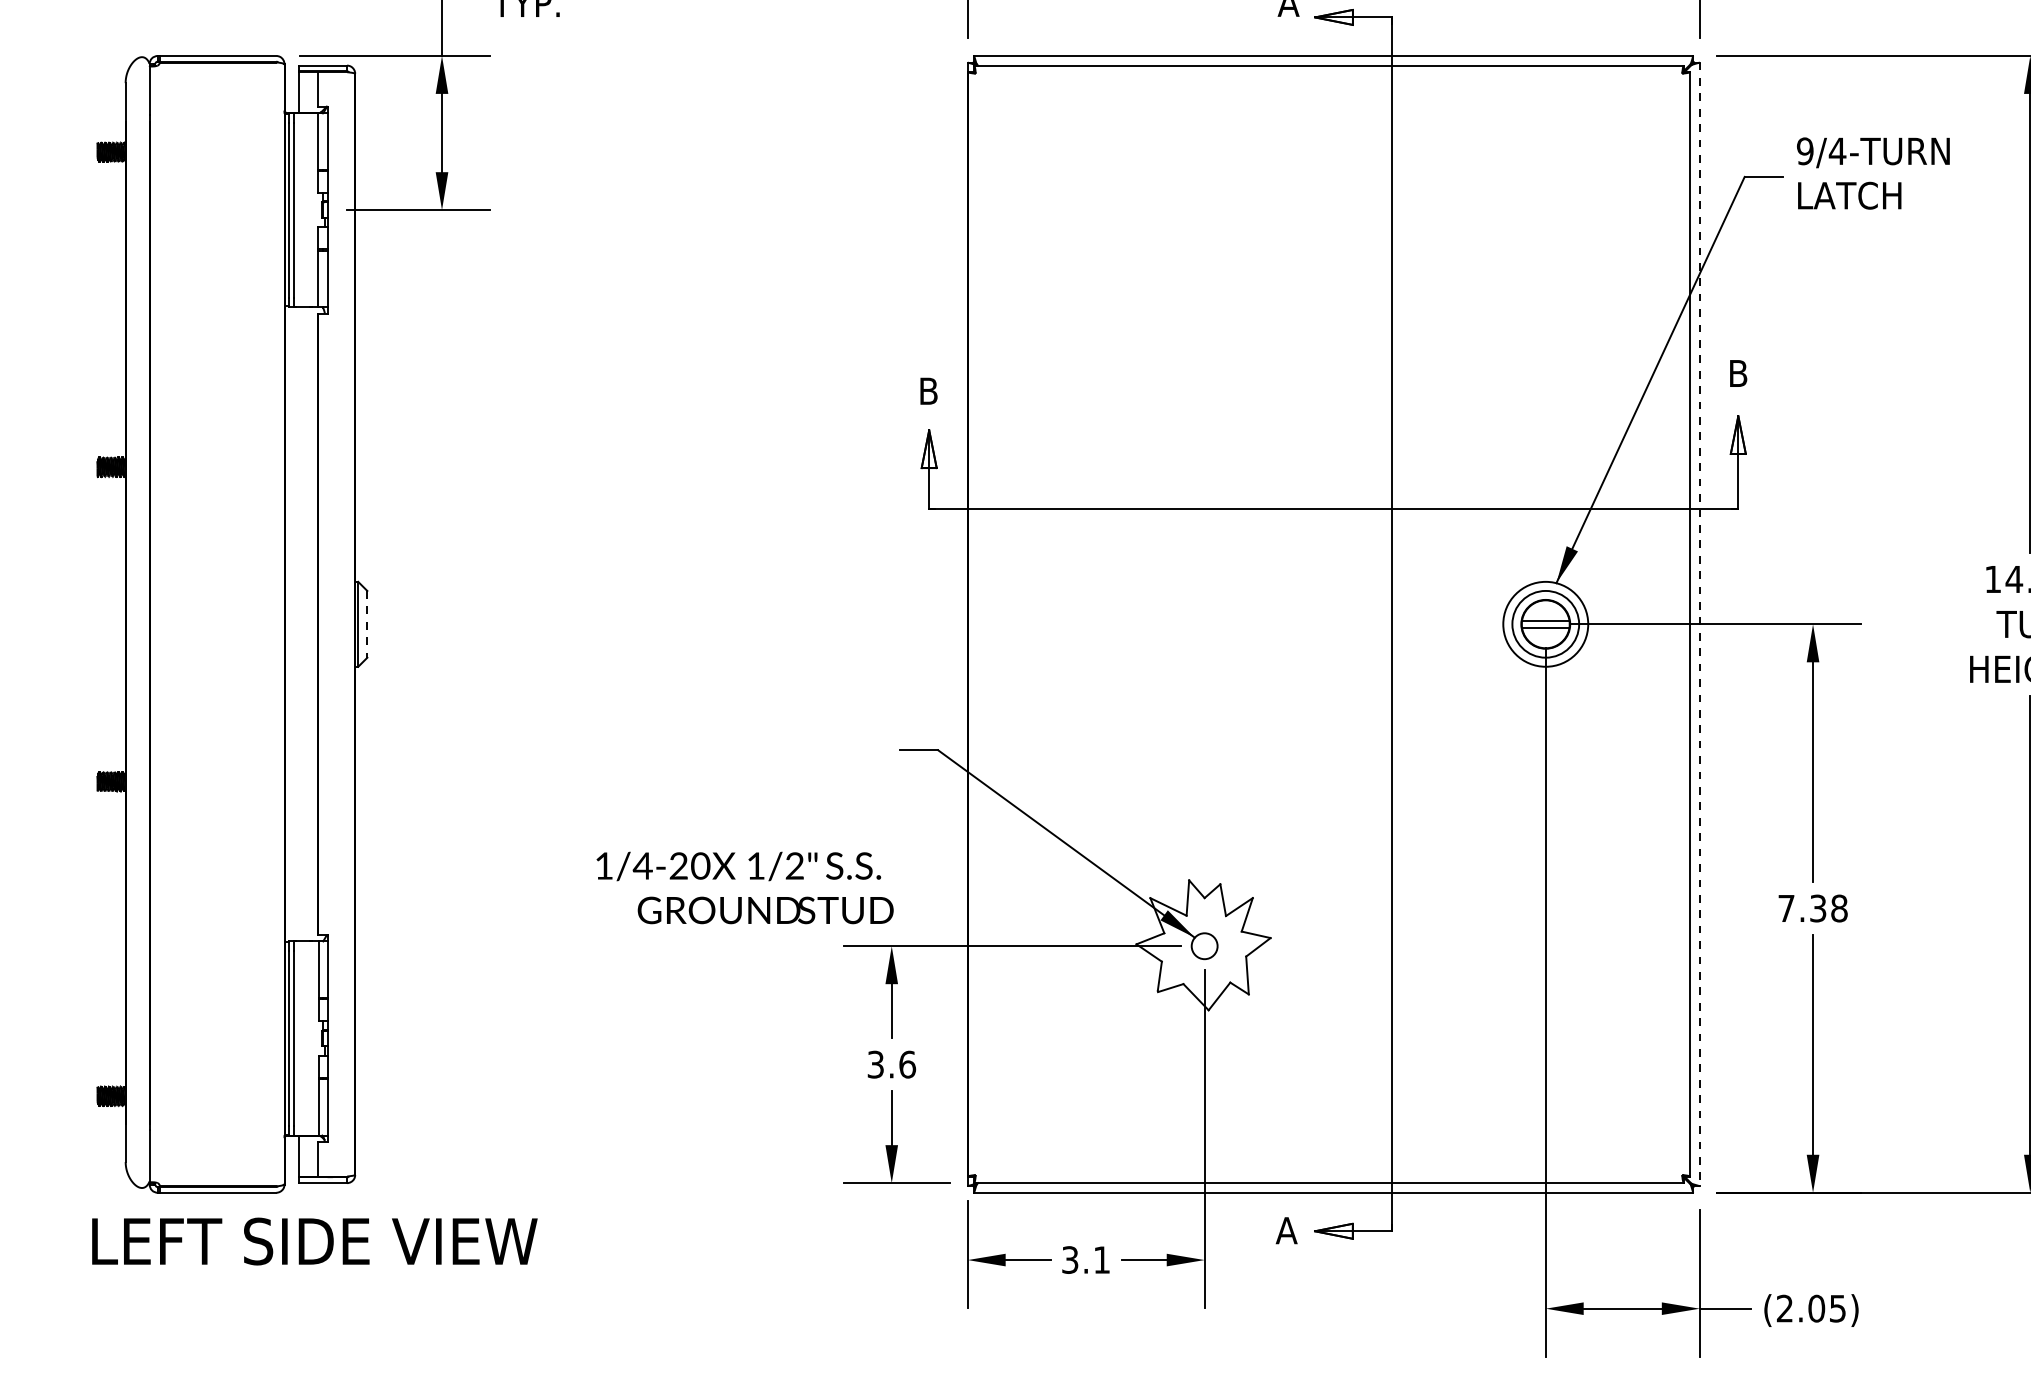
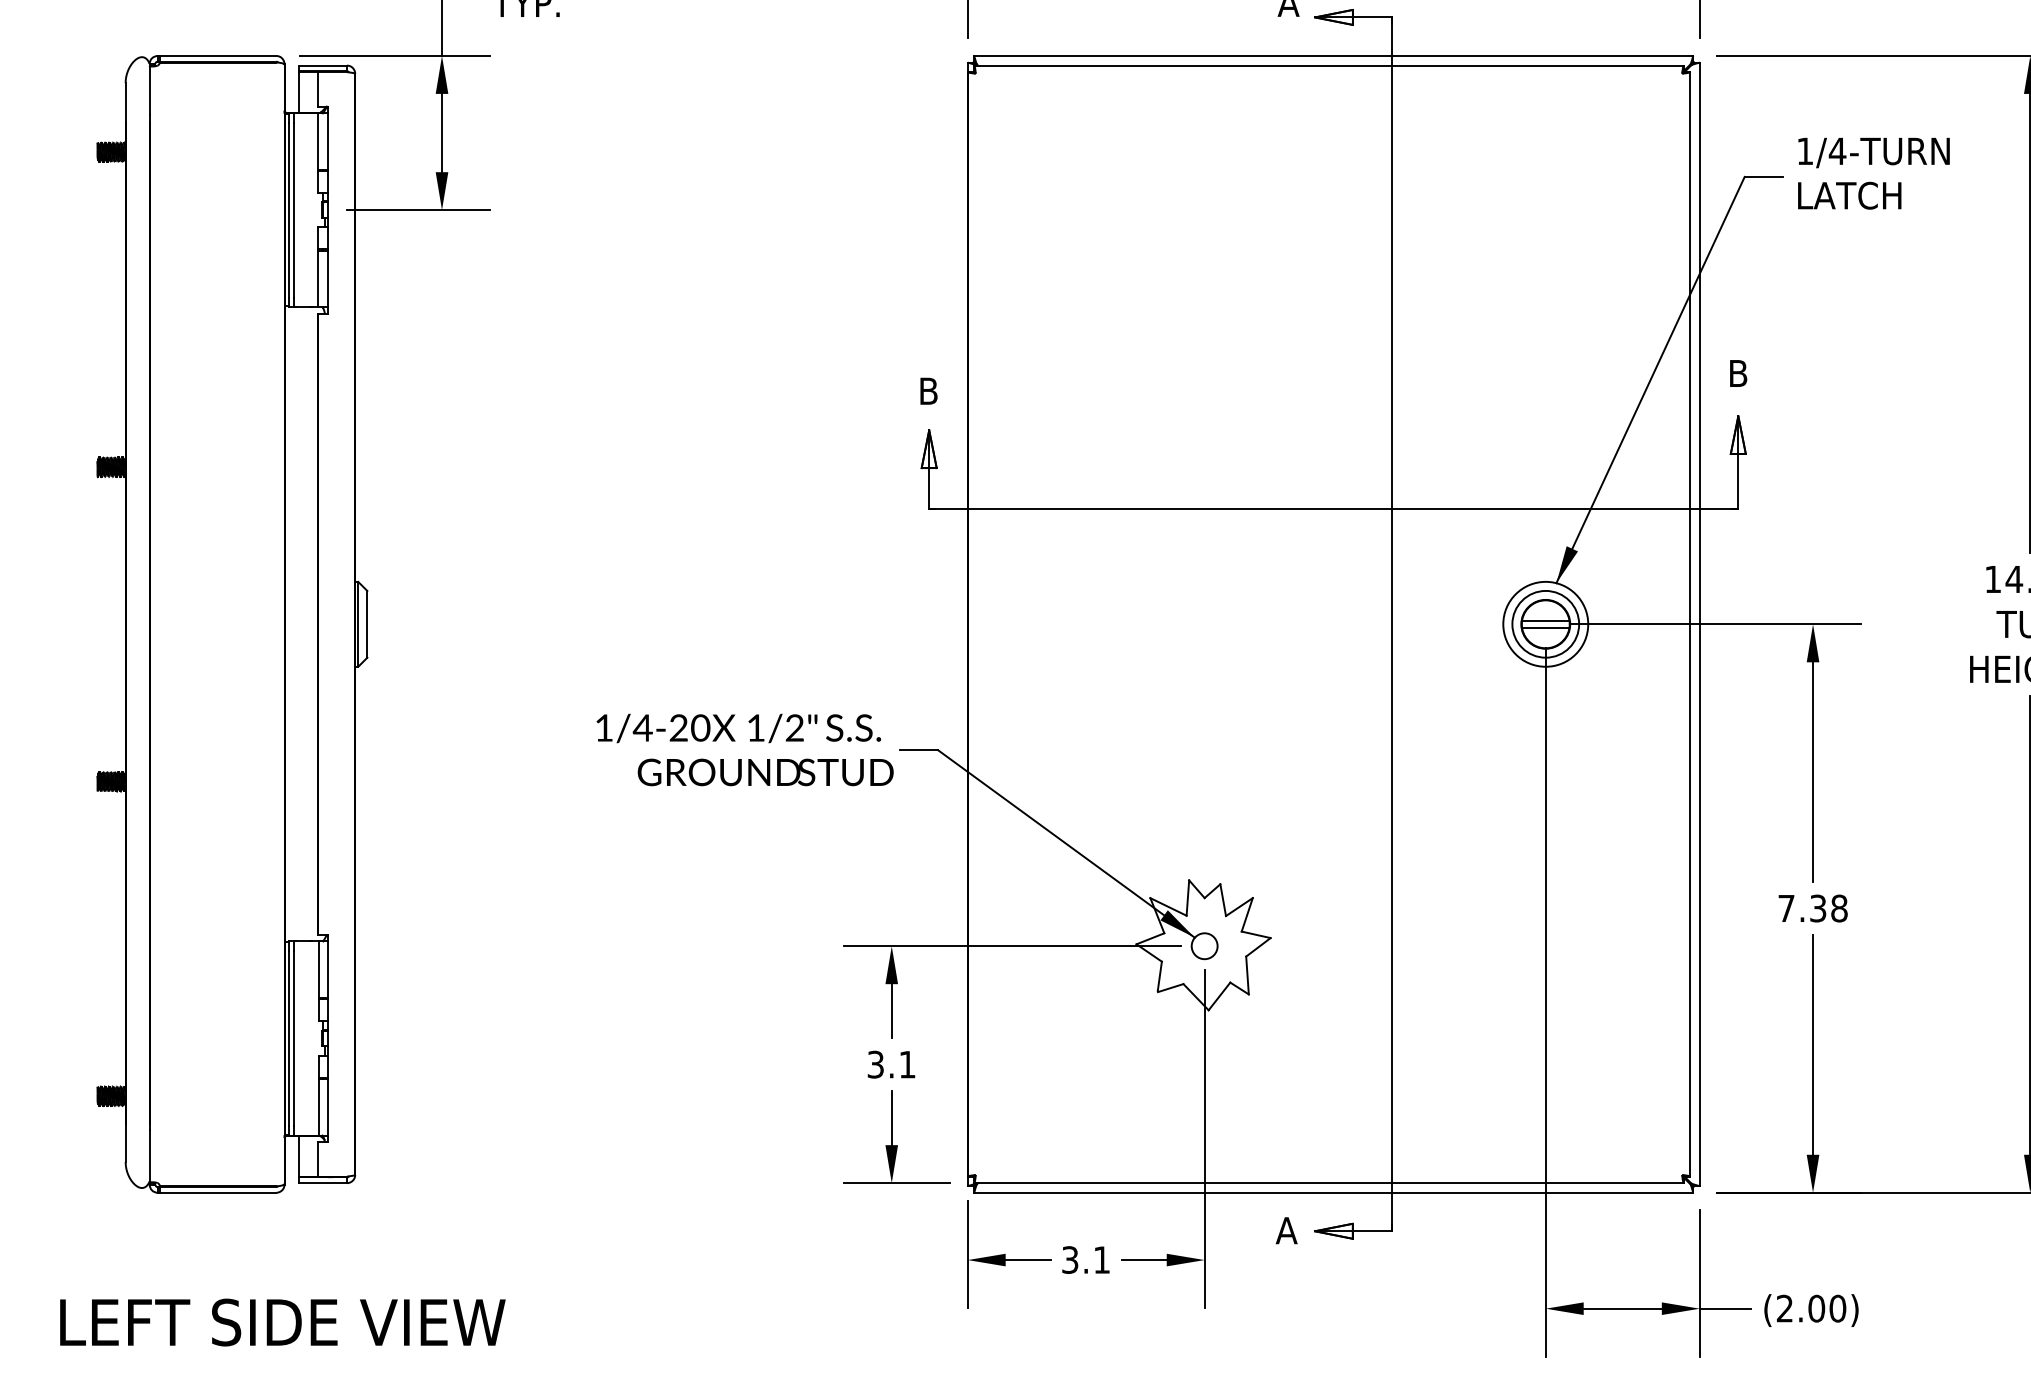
text: 9/4-TURN -> 1/4-TURN (1805, 151)
line: dashed -> solid (367, 624)
line: dashed -> solid (1699, 624)
text position: (744, 887) -> (744, 749) (744, 749)
text: 3.6 -> 3.1 (907, 1064)
text position: (314, 1241) -> (282, 1322) (282, 1322)
text: (2.05) -> (2.00) (1837, 1308)
